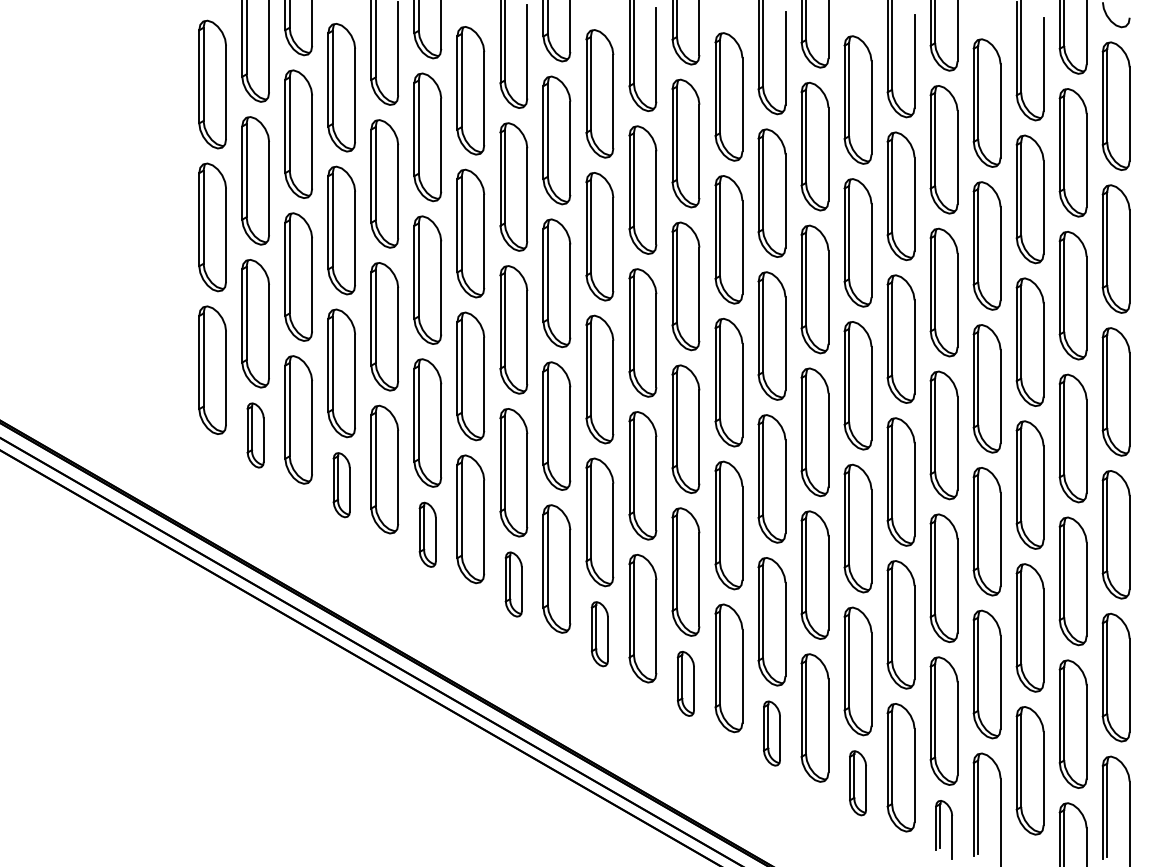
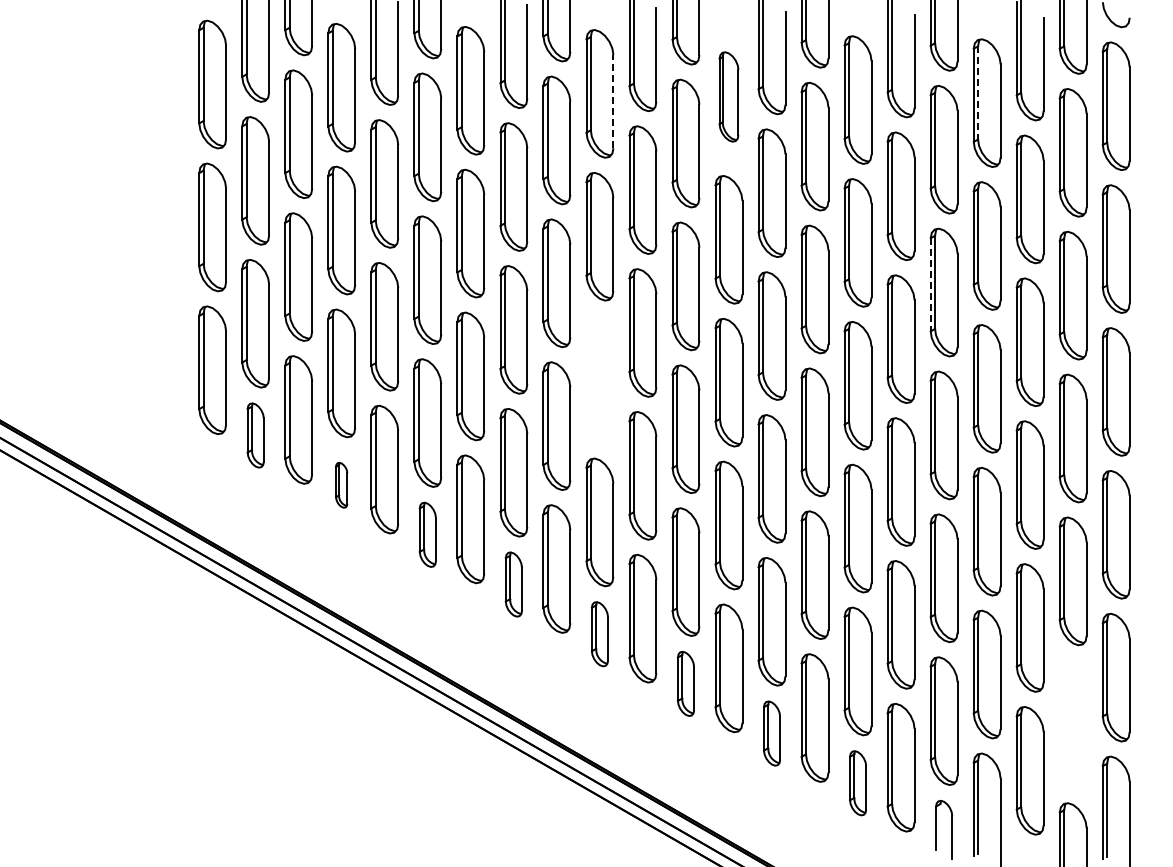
line: solid -> dashed (978, 92)
part size: 30x130 px -> 22x92 px (728, 96)
line: solid -> dashed (613, 101)
line: solid -> dashed (930, 284)
part: present -> none (599, 379)
part size: 19x67 px -> 14x48 px (341, 484)
part: present -> none (1072, 723)
line: present -> none (940, 825)
